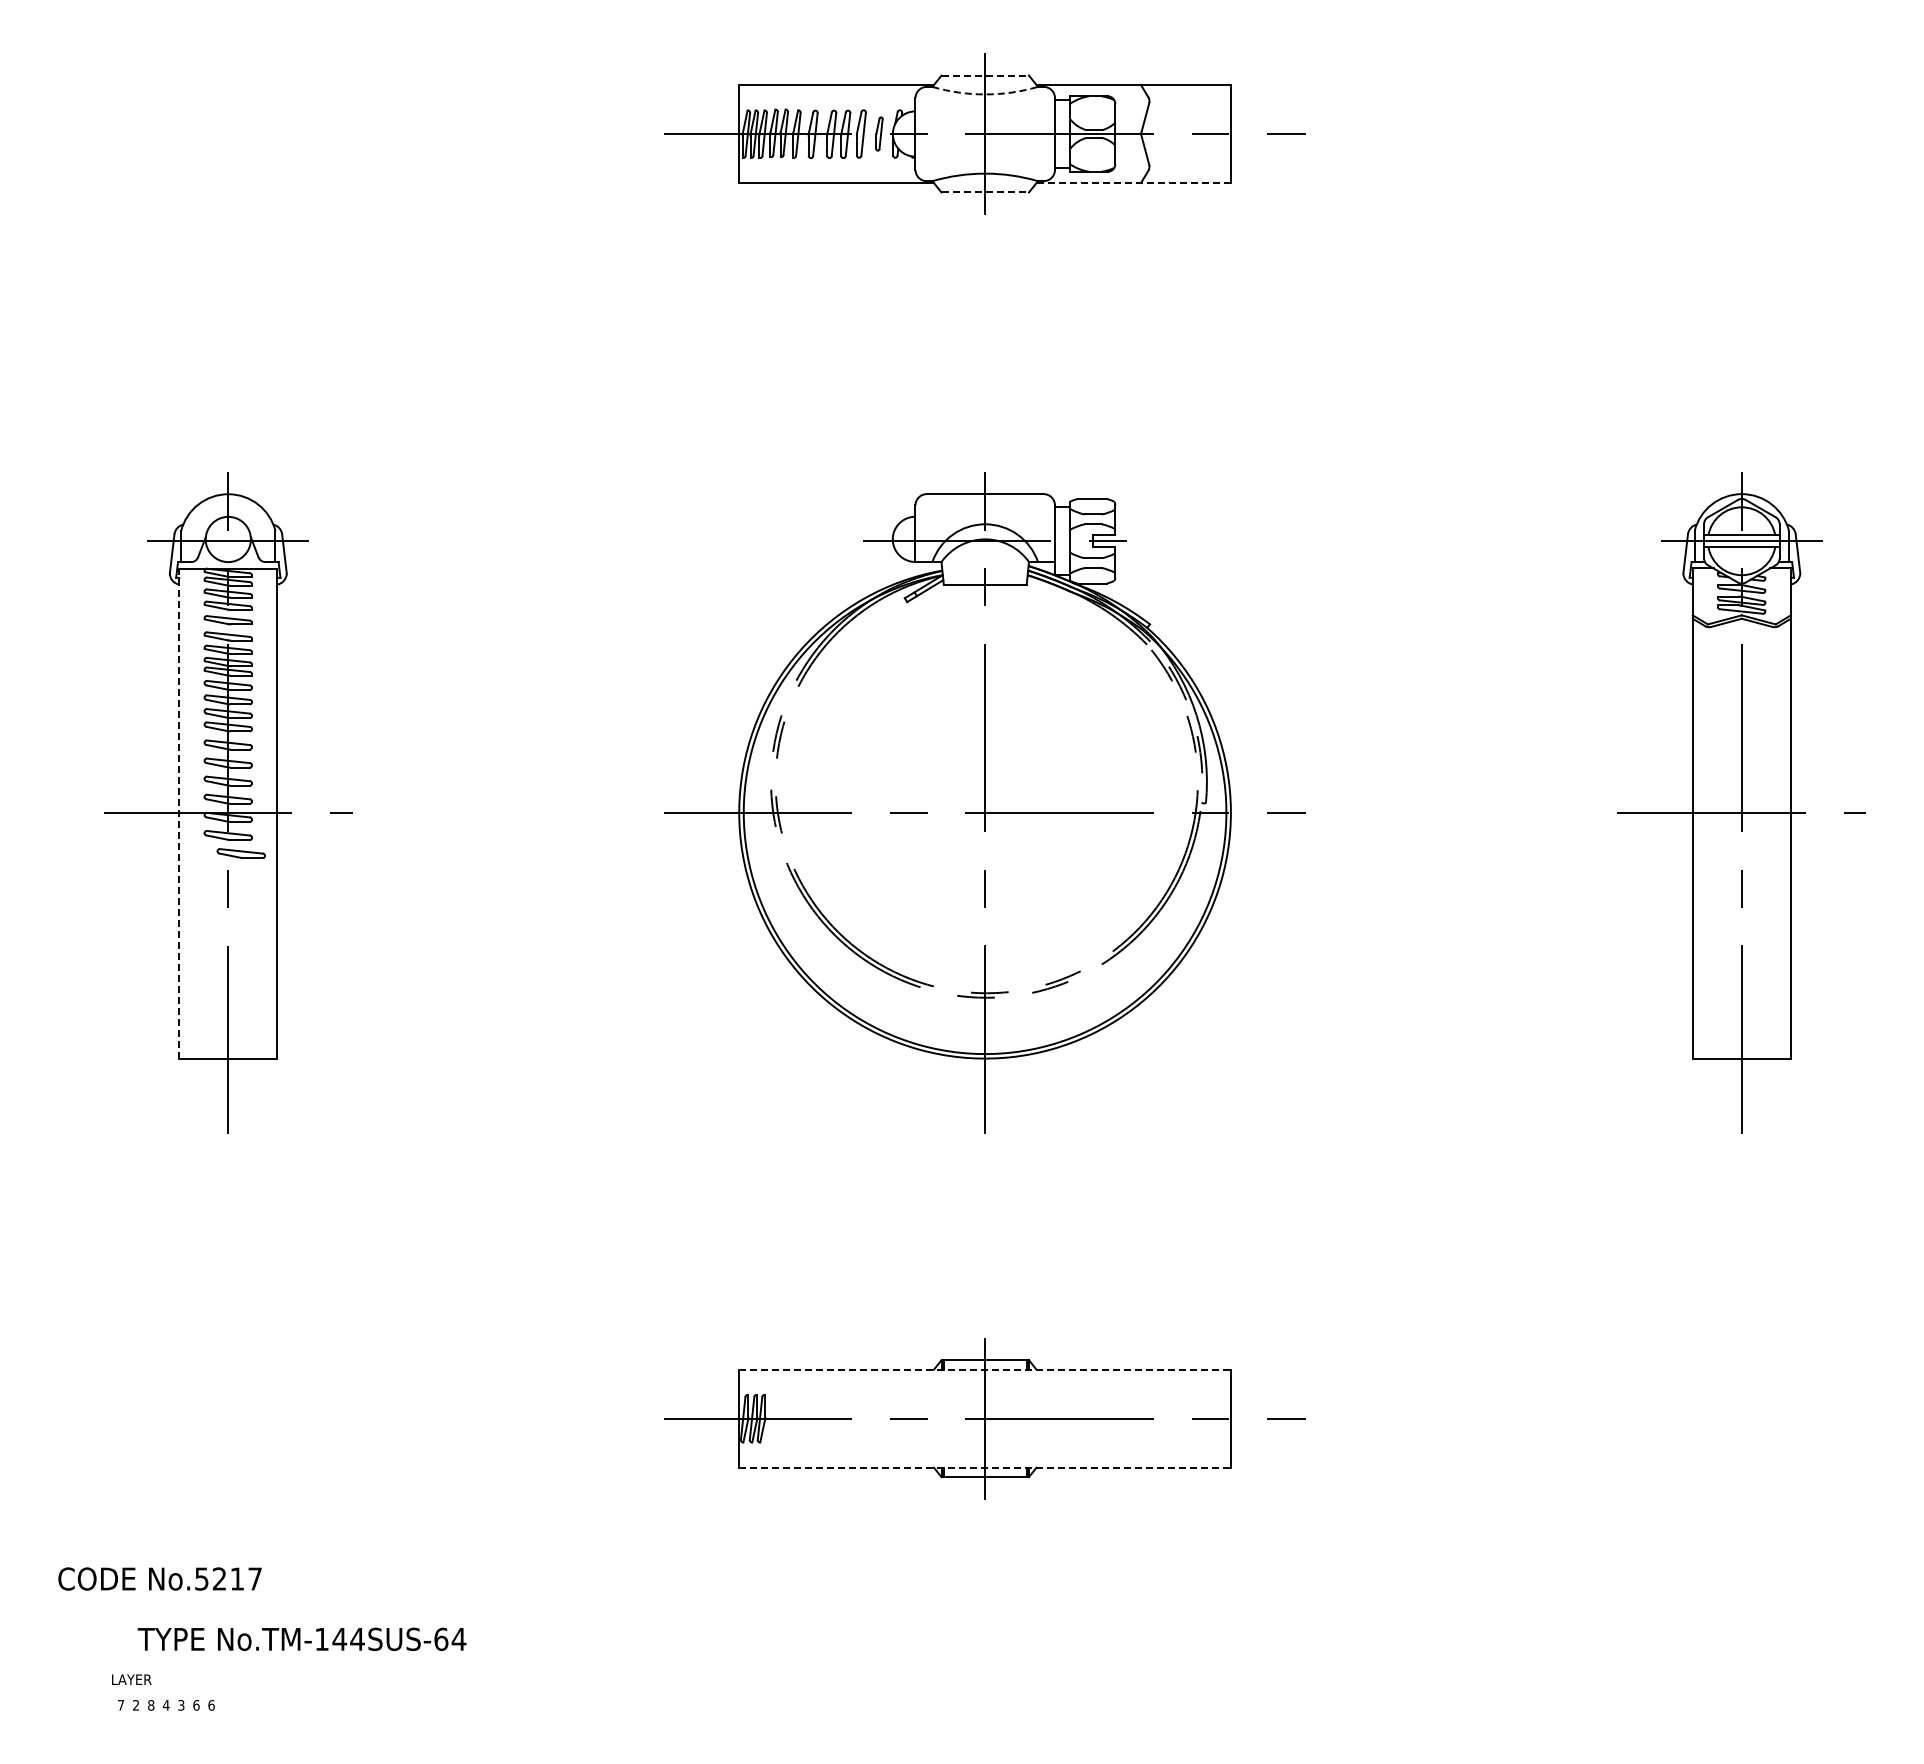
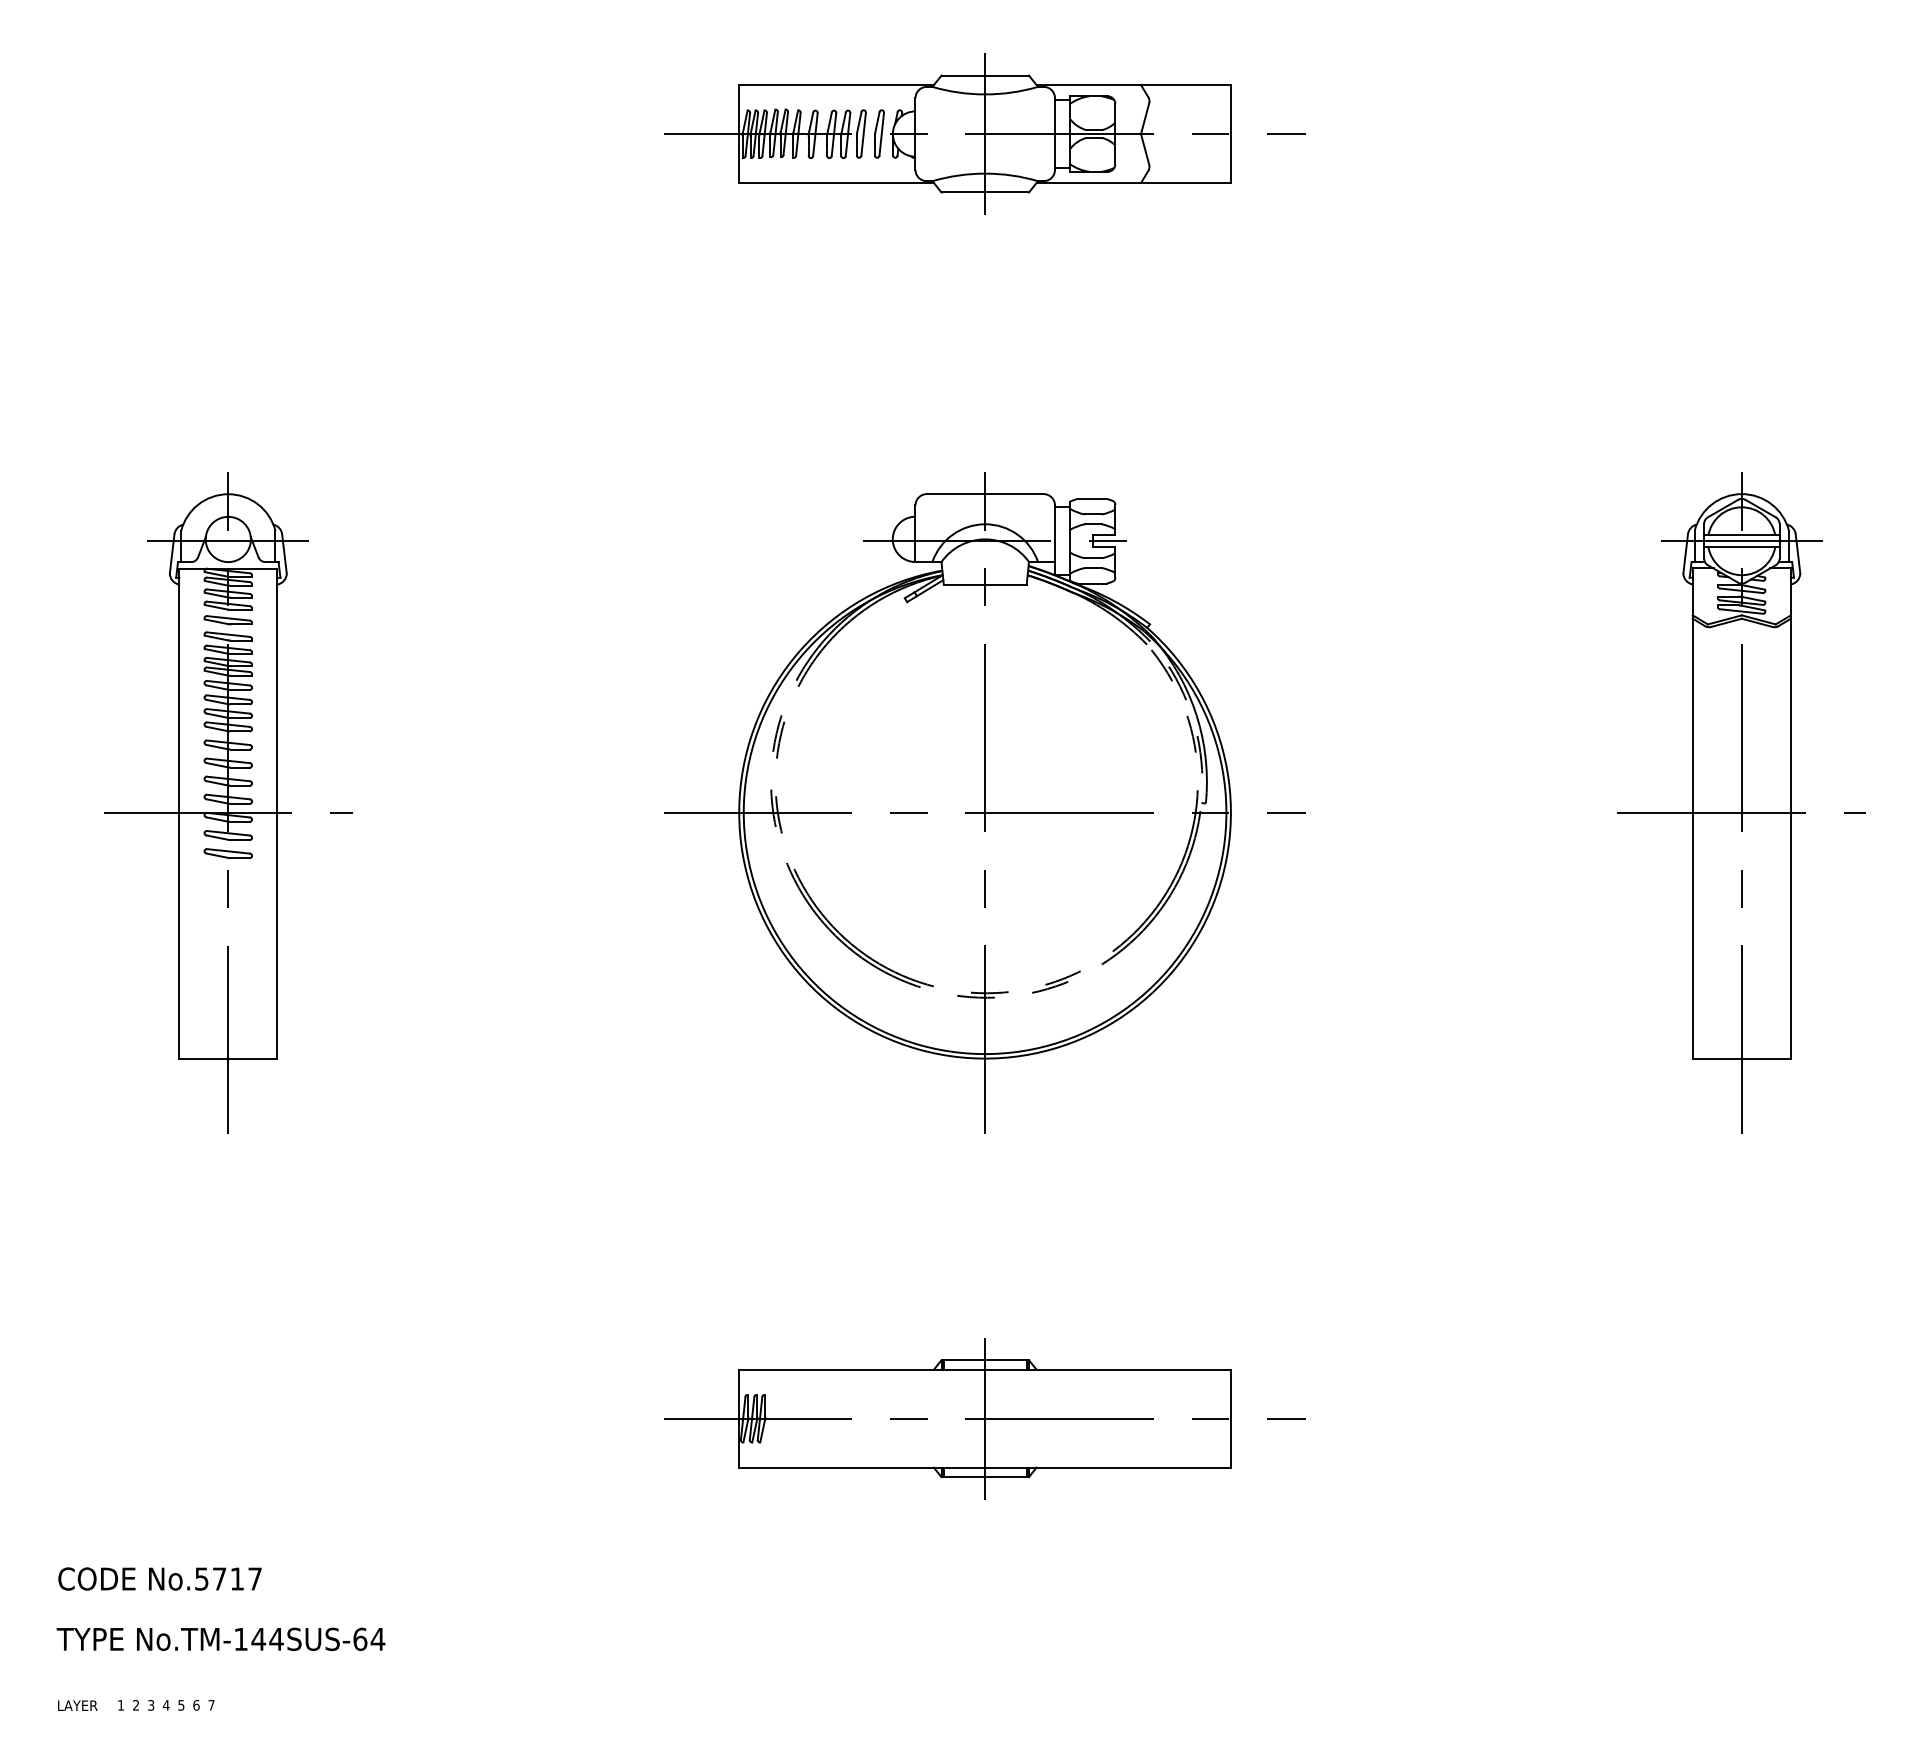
line: dashed -> solid (985, 75)
arc: dashed -> solid (985, 94)
part size: 9x36 px -> 11x50 px (879, 133)
line: dashed -> solid (1134, 183)
line: dashed -> solid (985, 192)
line: dashed -> solid (179, 813)
part position: (240, 853) -> (227, 853) (227, 853)
line: dashed -> solid (985, 1369)
line: dashed -> solid (985, 1467)
text: No.5217 -> No.5717 (219, 1578)
text position: (301, 1638) -> (220, 1638) (220, 1638)
text position: (131, 1679) -> (77, 1705) (77, 1705)
text: 3 -> 5 (181, 1704)
text: 7 -> 1 (120, 1705)
text: 8 -> 3 (151, 1705)
text: 6 -> 7 (211, 1705)
